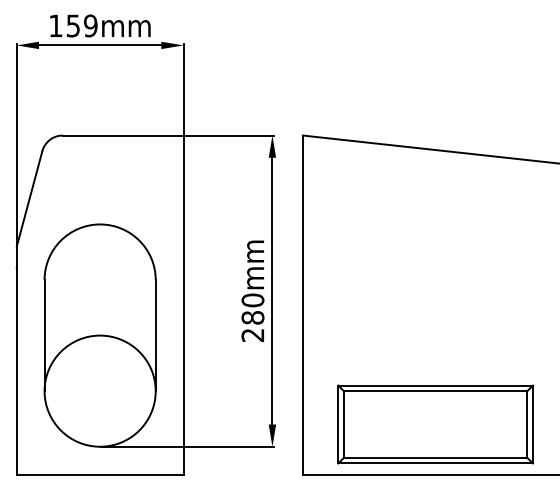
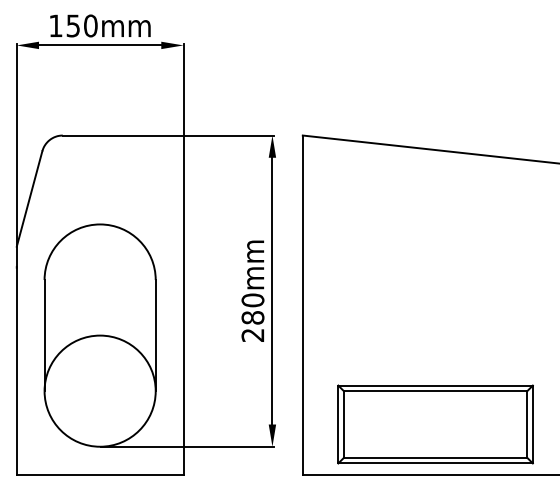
text: 159mm -> 150mm (90, 25)
